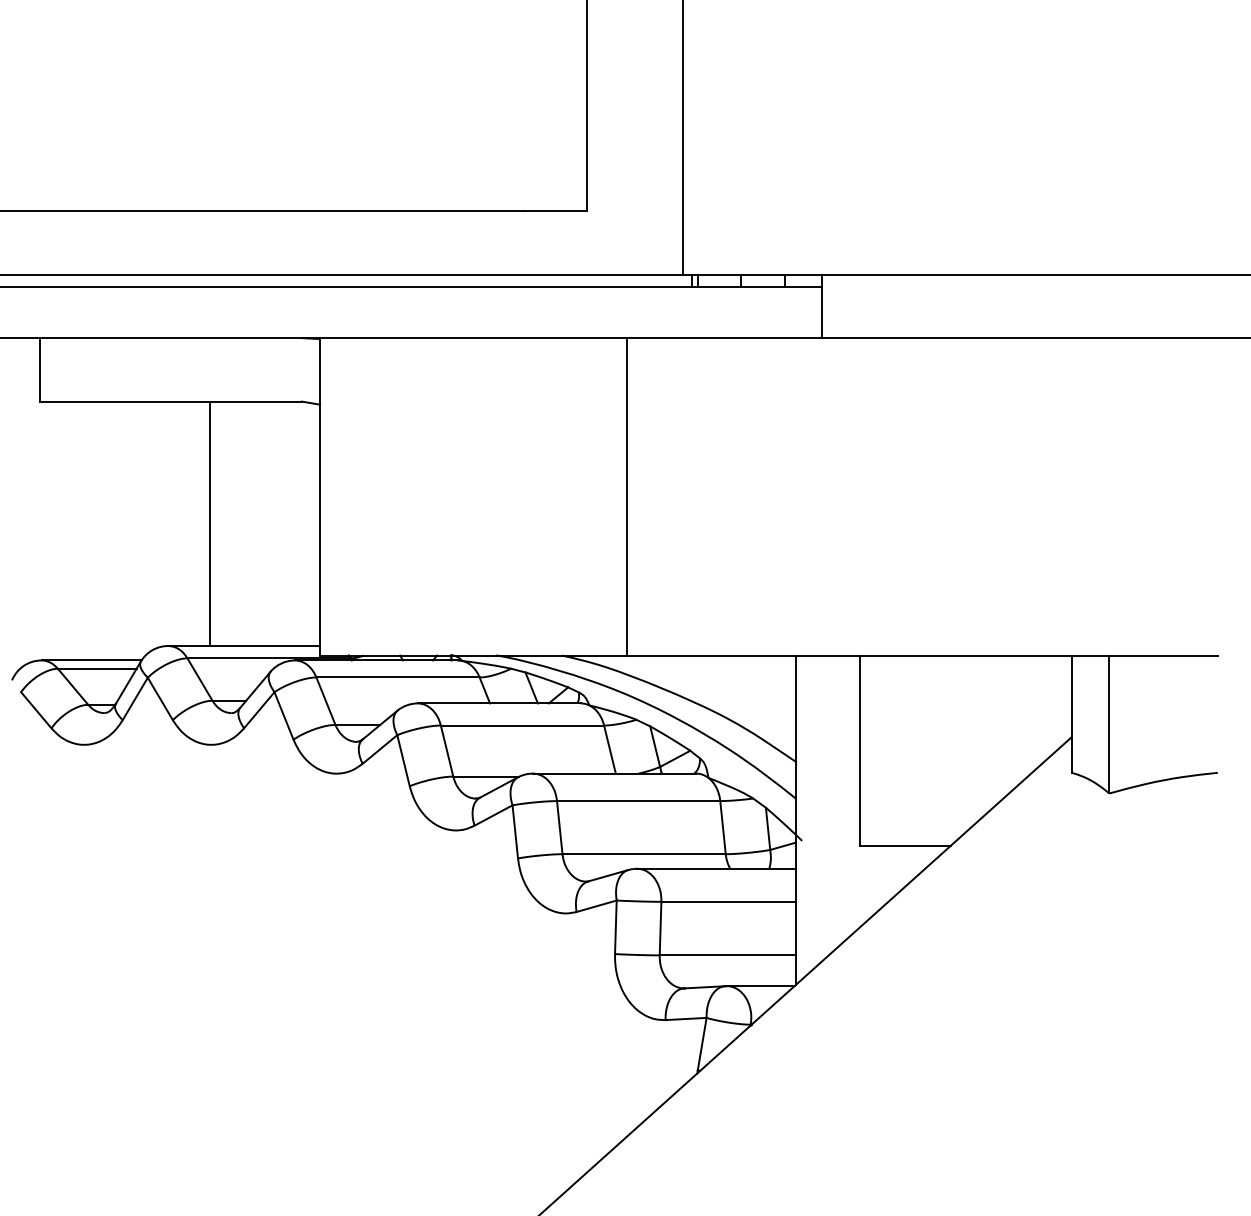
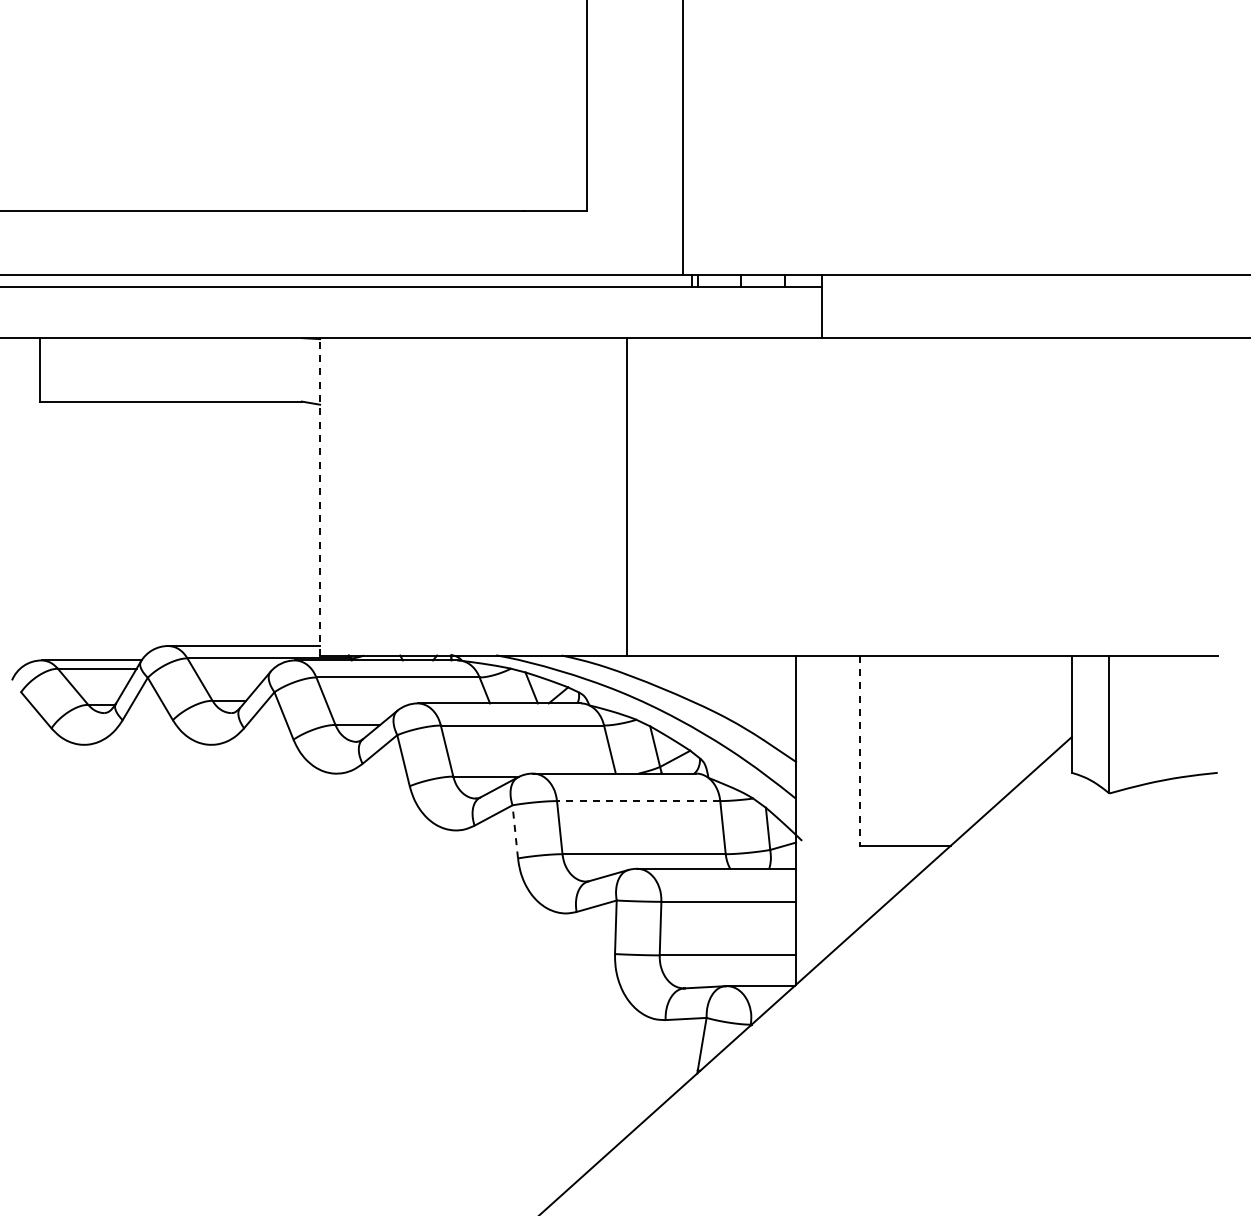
line: solid -> dashed (320, 496)
line: present -> none (209, 523)
line: solid -> dashed (860, 751)
line: solid -> dashed (638, 801)
line: solid -> dashed (515, 831)
